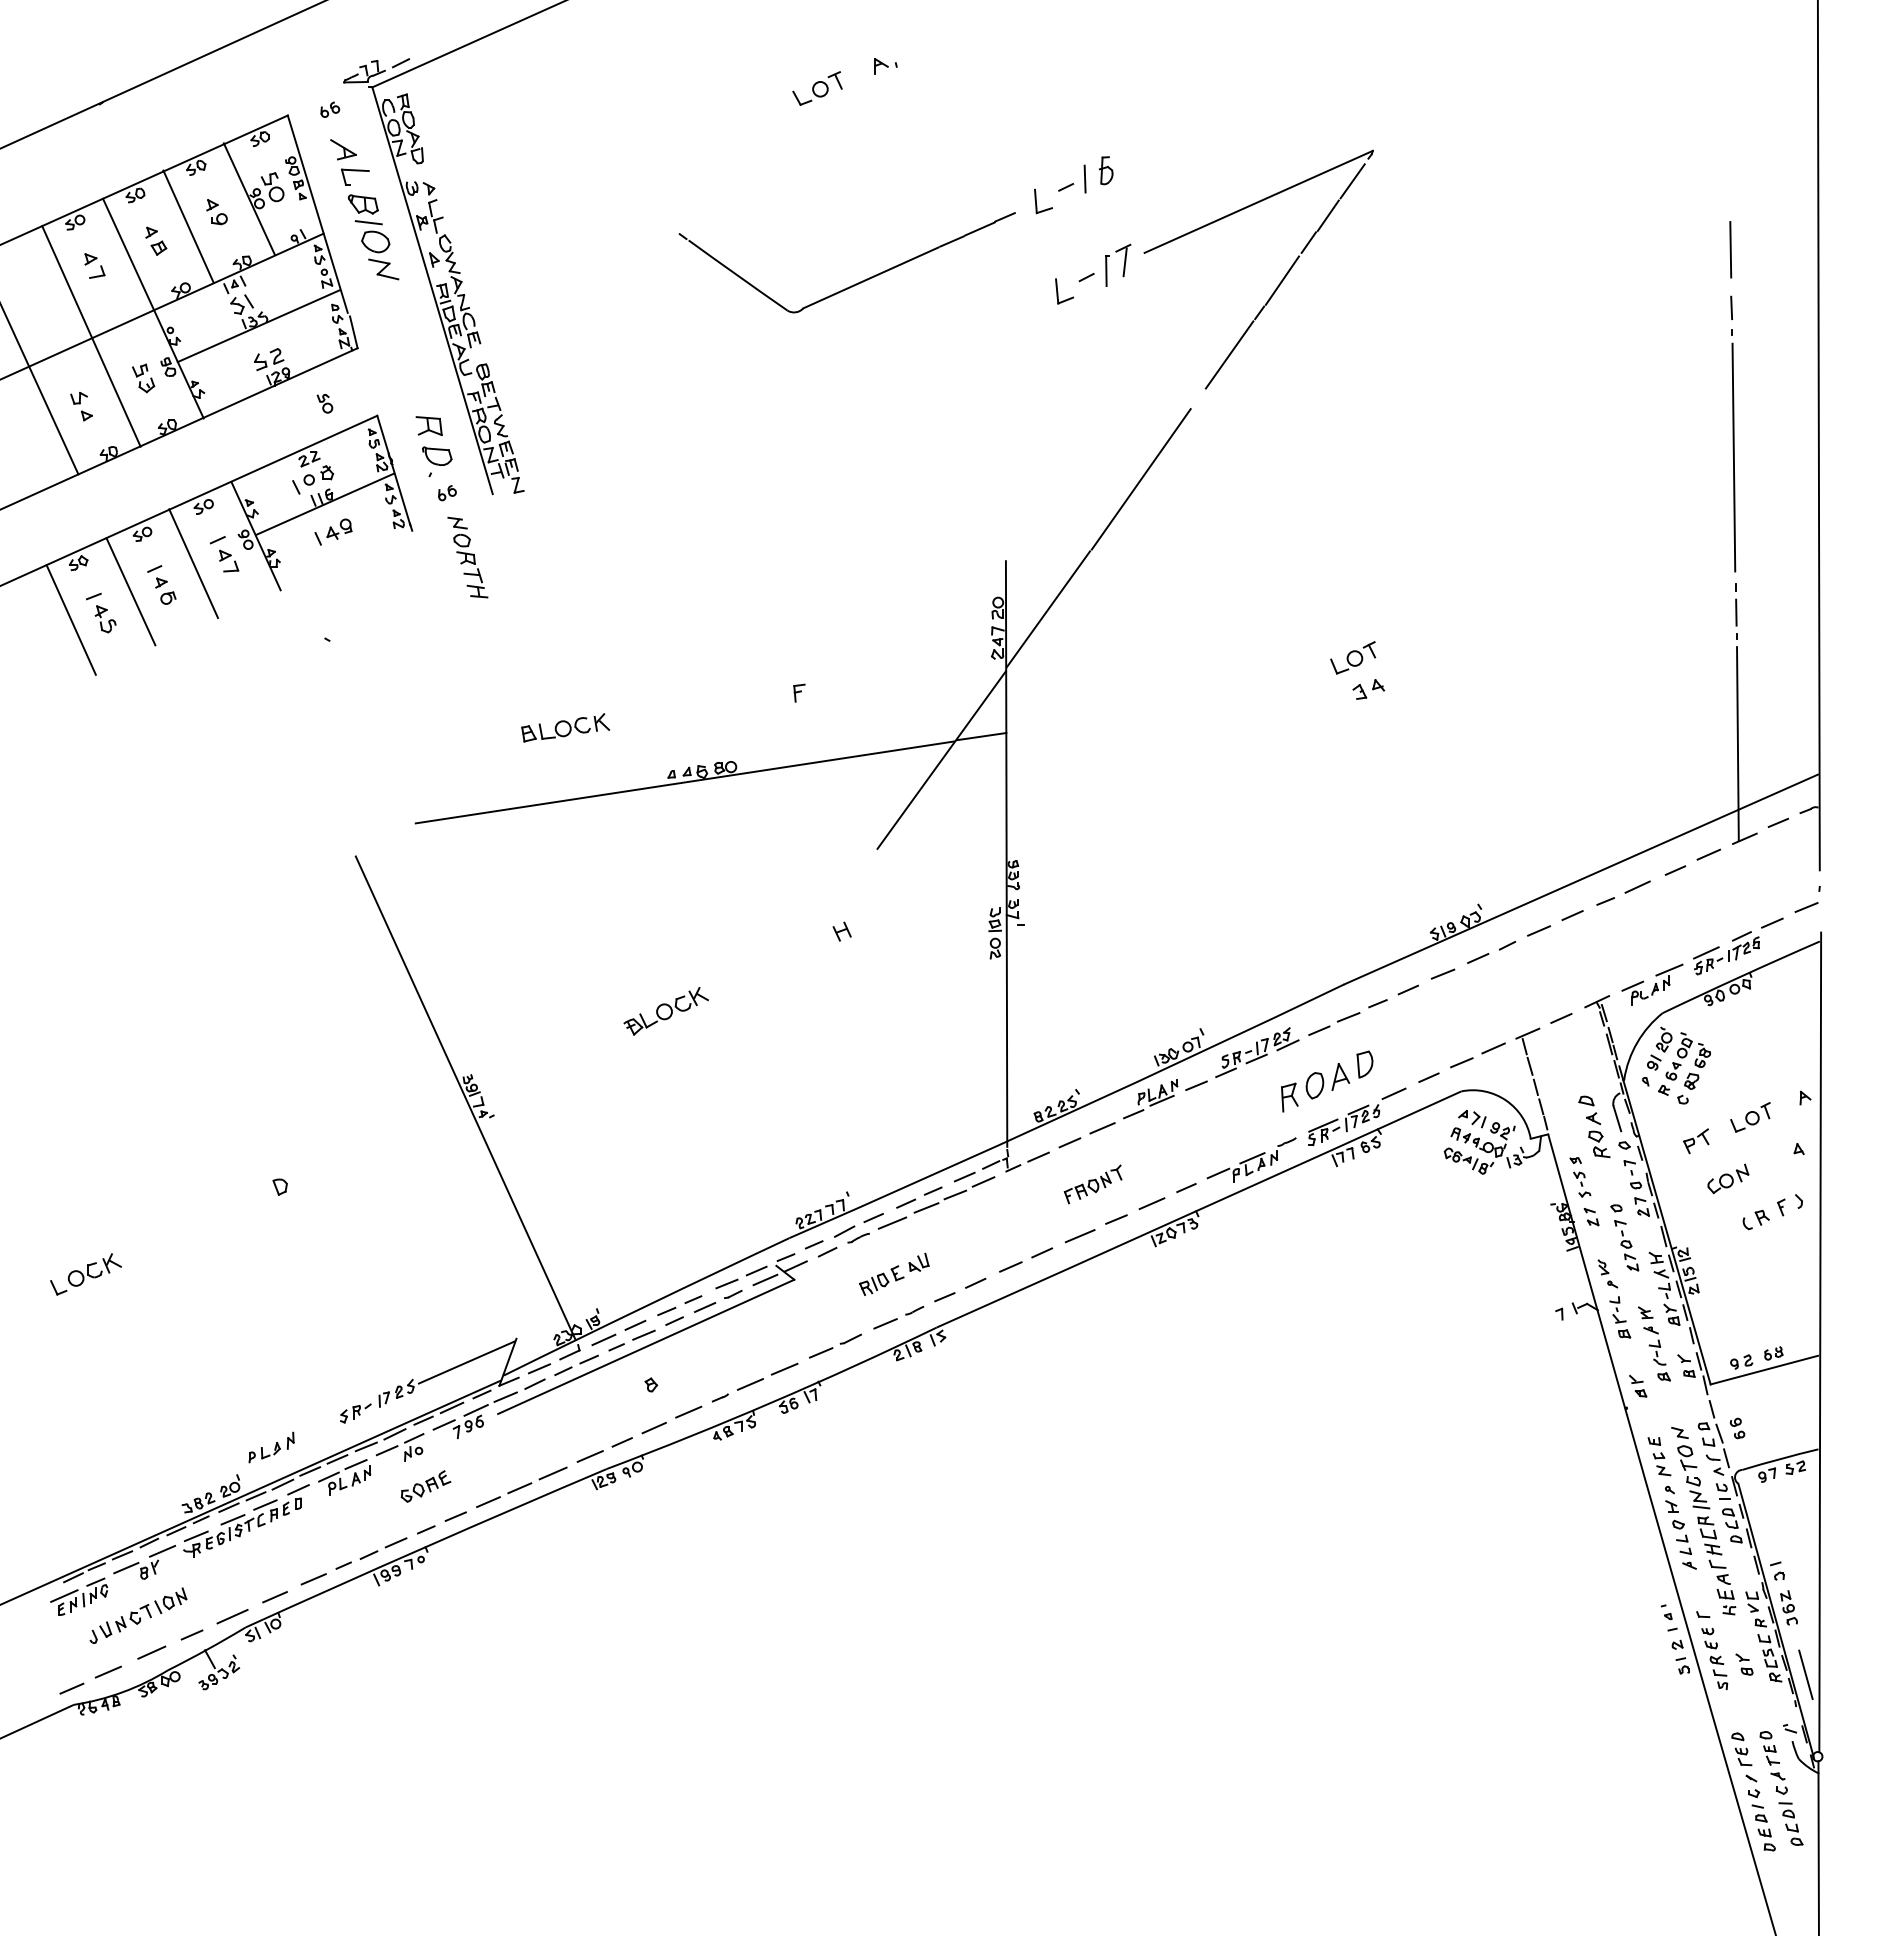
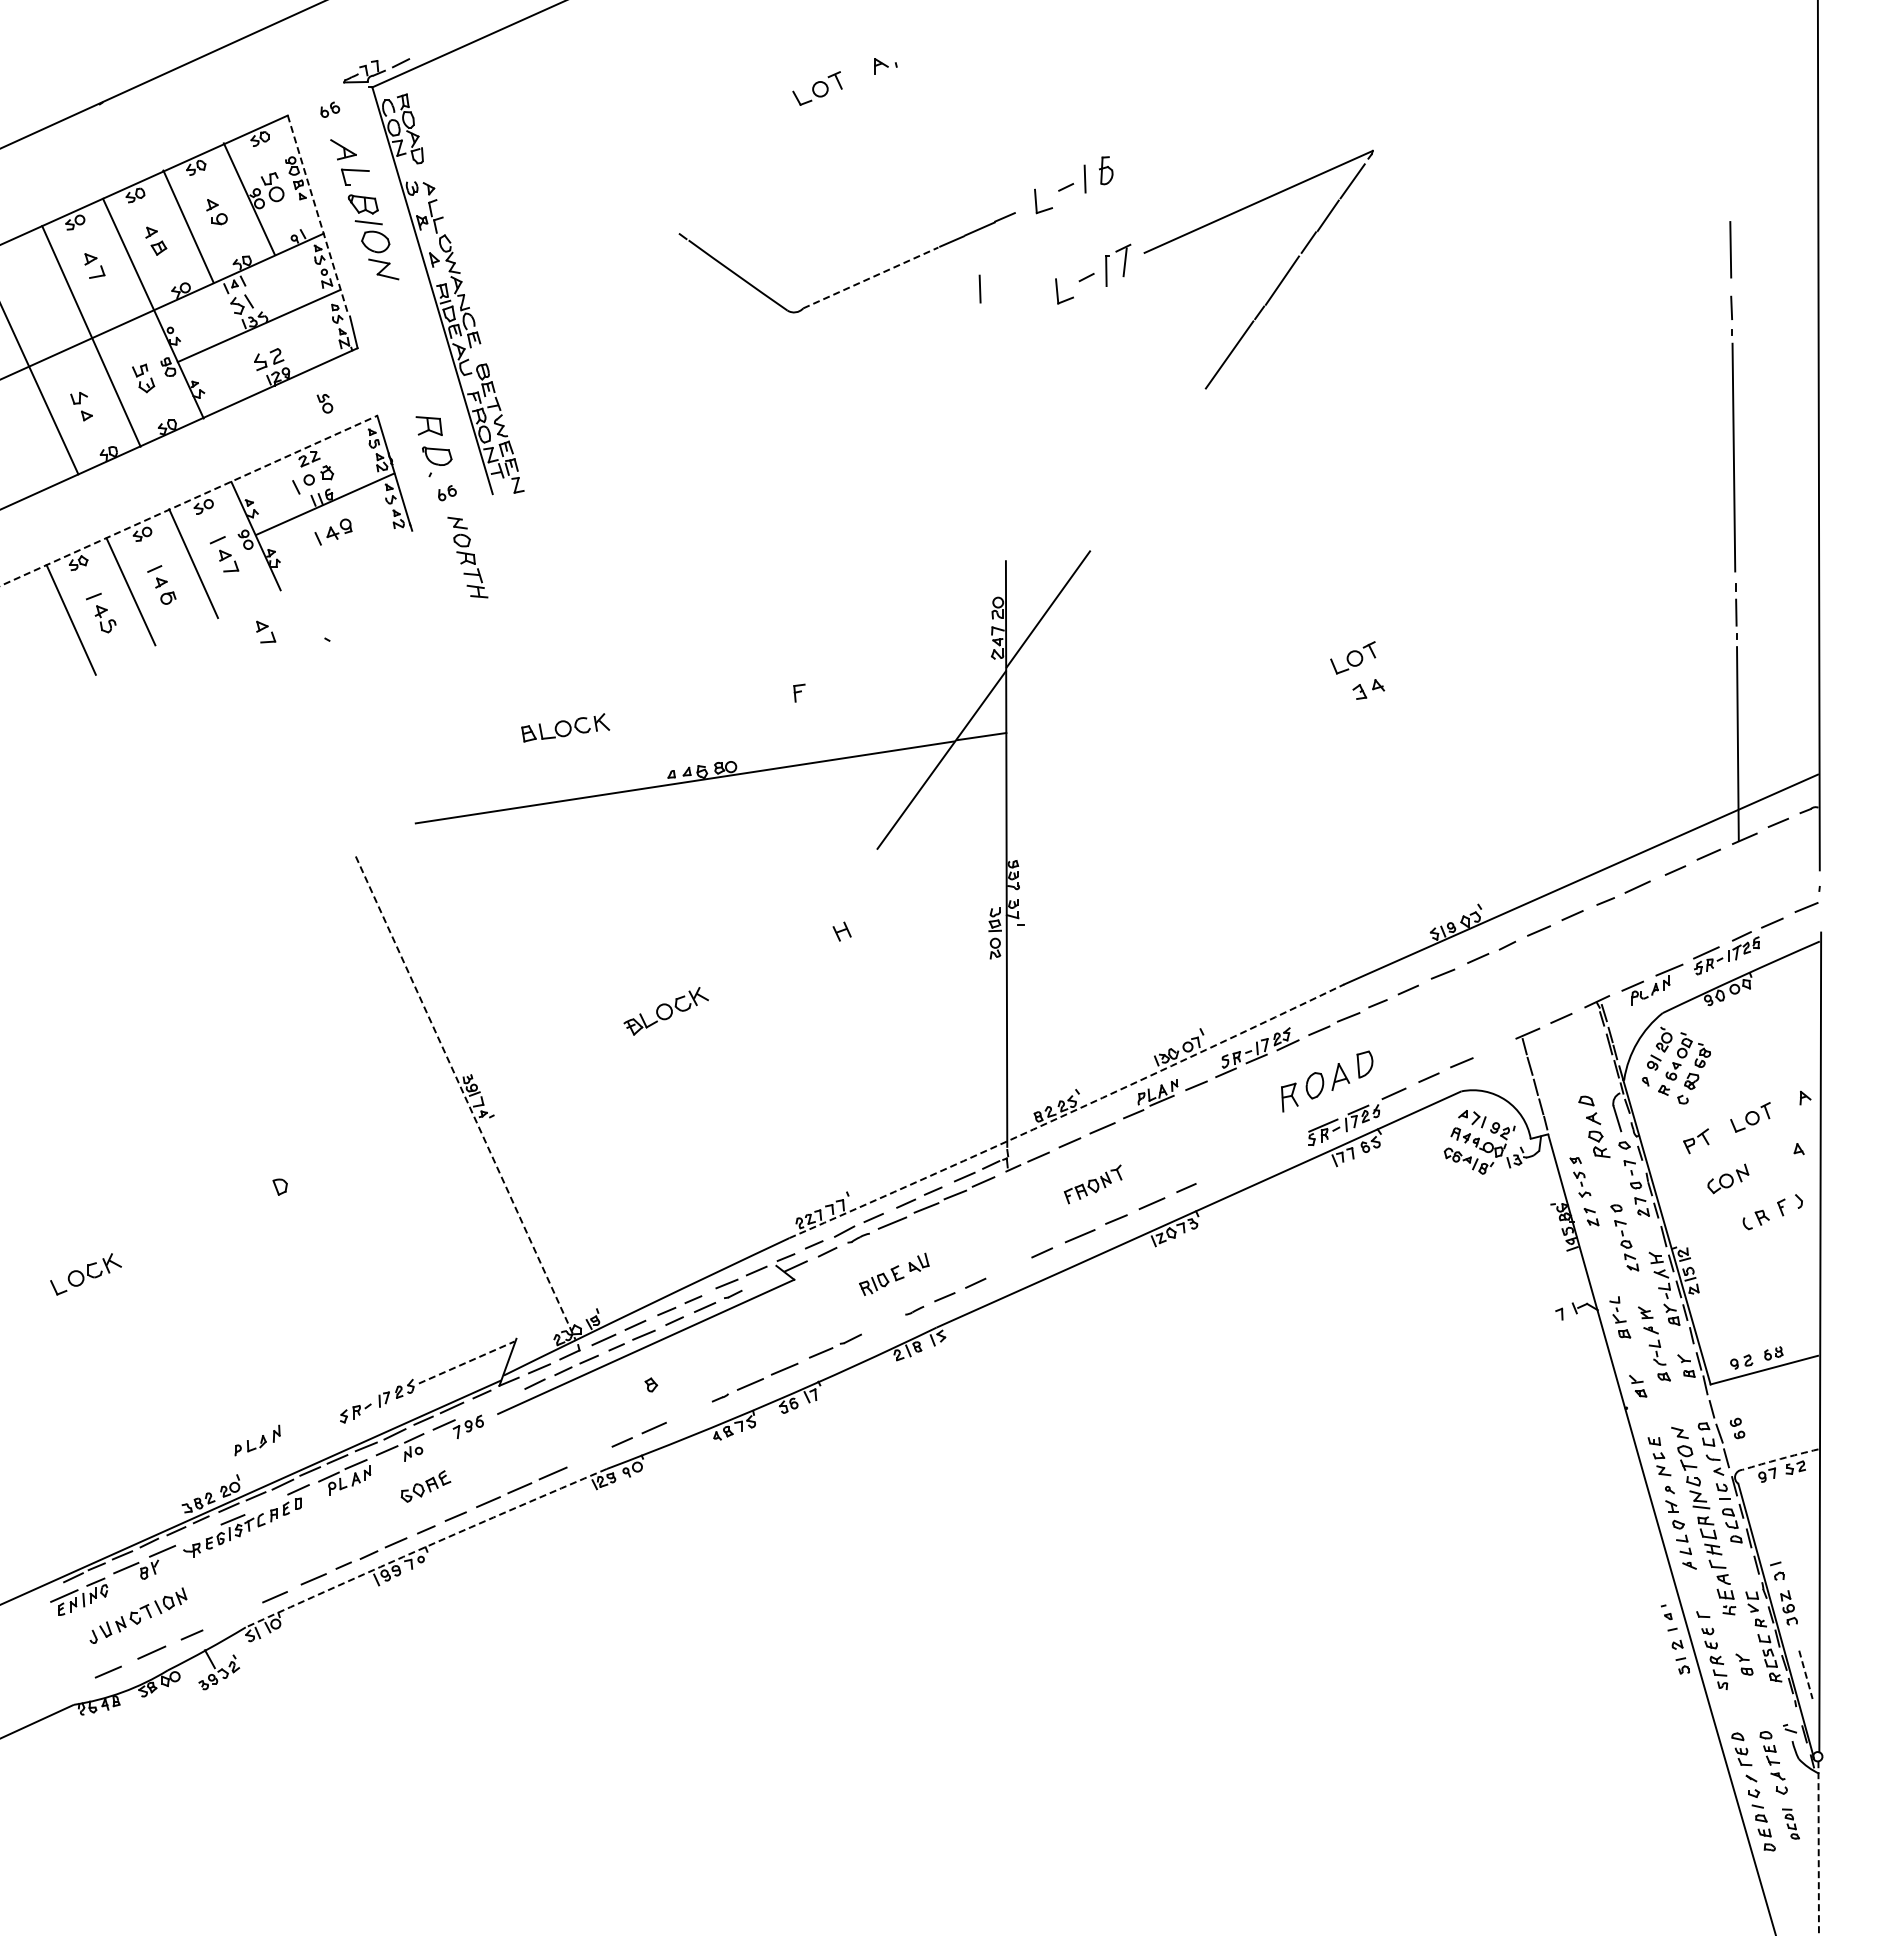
line: solid -> dashed (317, 214)
line: solid -> dashed (871, 277)
line: none -> present (979, 288)
line: present -> none (1140, 479)
line: solid -> dashed (188, 500)
part: none -> present (266, 631)
line: present -> none (1493, 1048)
line: solid -> dashed (465, 1098)
arc: solid -> dashed (1067, 1113)
part: present -> none (1251, 1159)
line: present -> none (1010, 1266)
part: present -> none (1607, 1273)
line: present -> none (765, 1279)
line: present -> none (885, 1323)
line: solid -> dashed (467, 1362)
line: present -> none (505, 1396)
line: present -> none (475, 1410)
line: present -> none (688, 1411)
part position: (271, 1447) -> (257, 1440) (257, 1440)
line: present -> none (589, 1456)
arc: solid -> dashed (1780, 1459)
line: present -> none (265, 1504)
line: present -> none (195, 1536)
arc: solid -> dashed (425, 1547)
line: present -> none (232, 1616)
line: solid -> dashed (1806, 1675)
line: present -> none (71, 1688)
part size: 26x44 px -> 18x32 px (1790, 1823)
line: solid -> dashed (1818, 1848)
